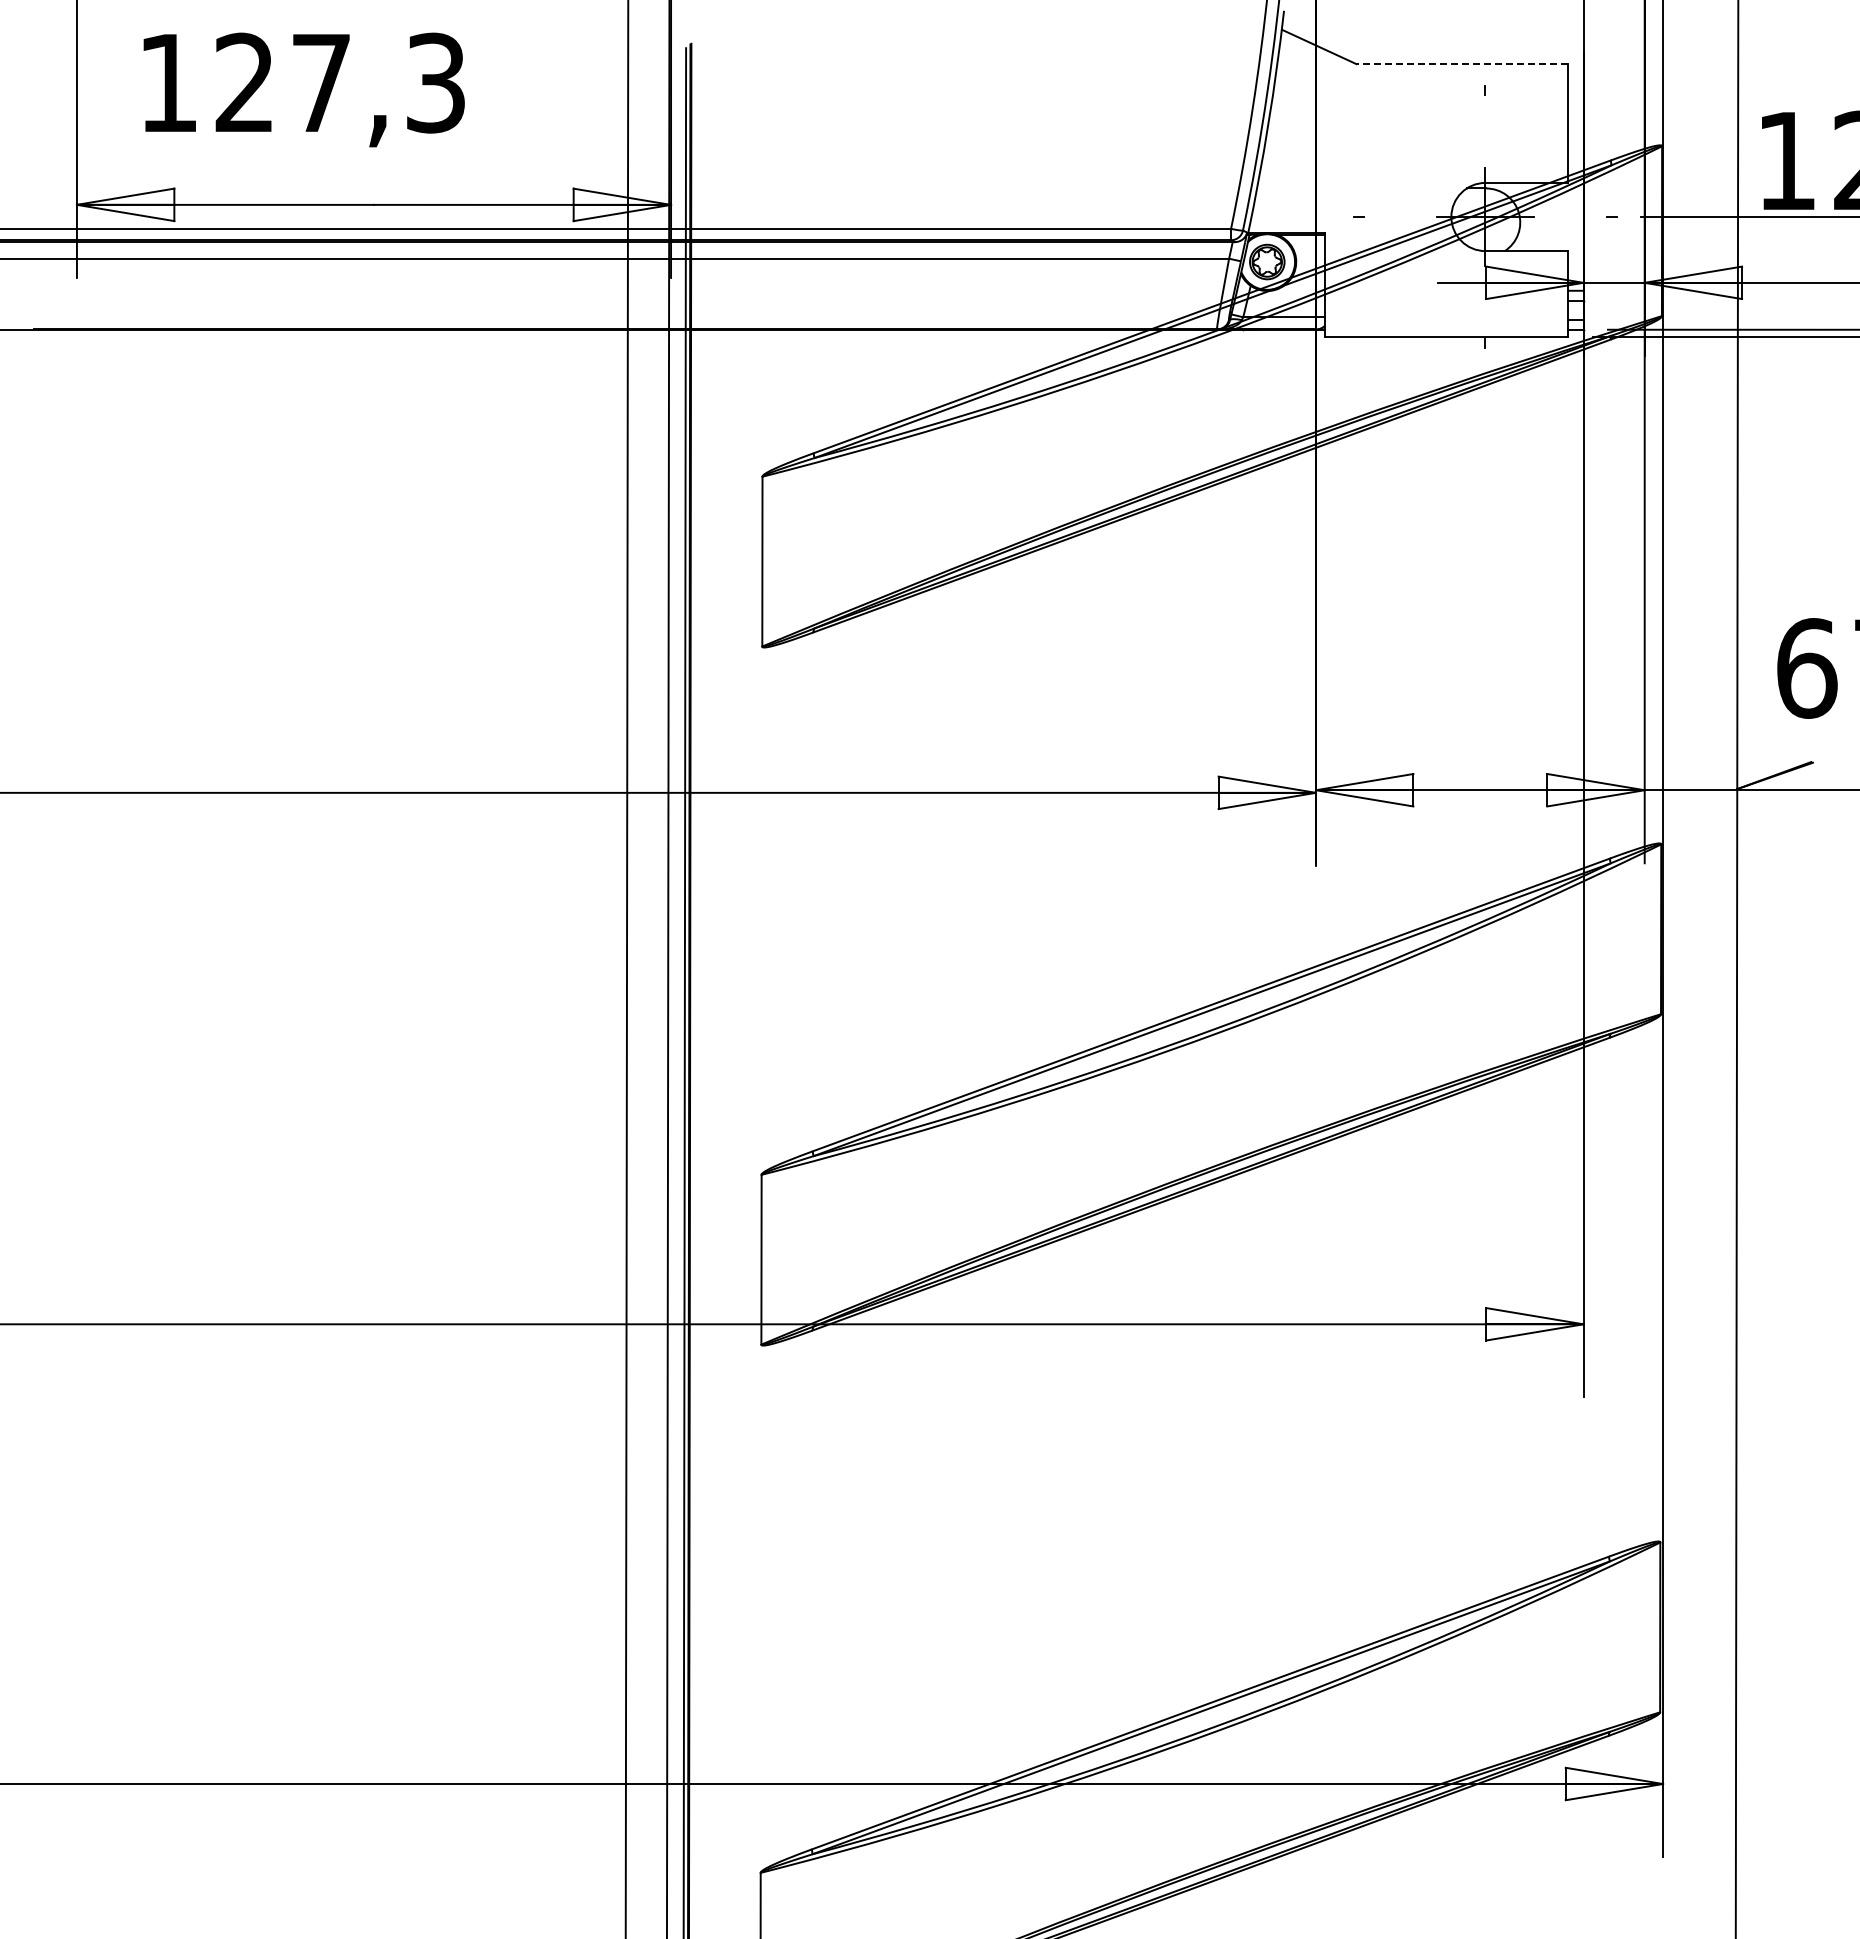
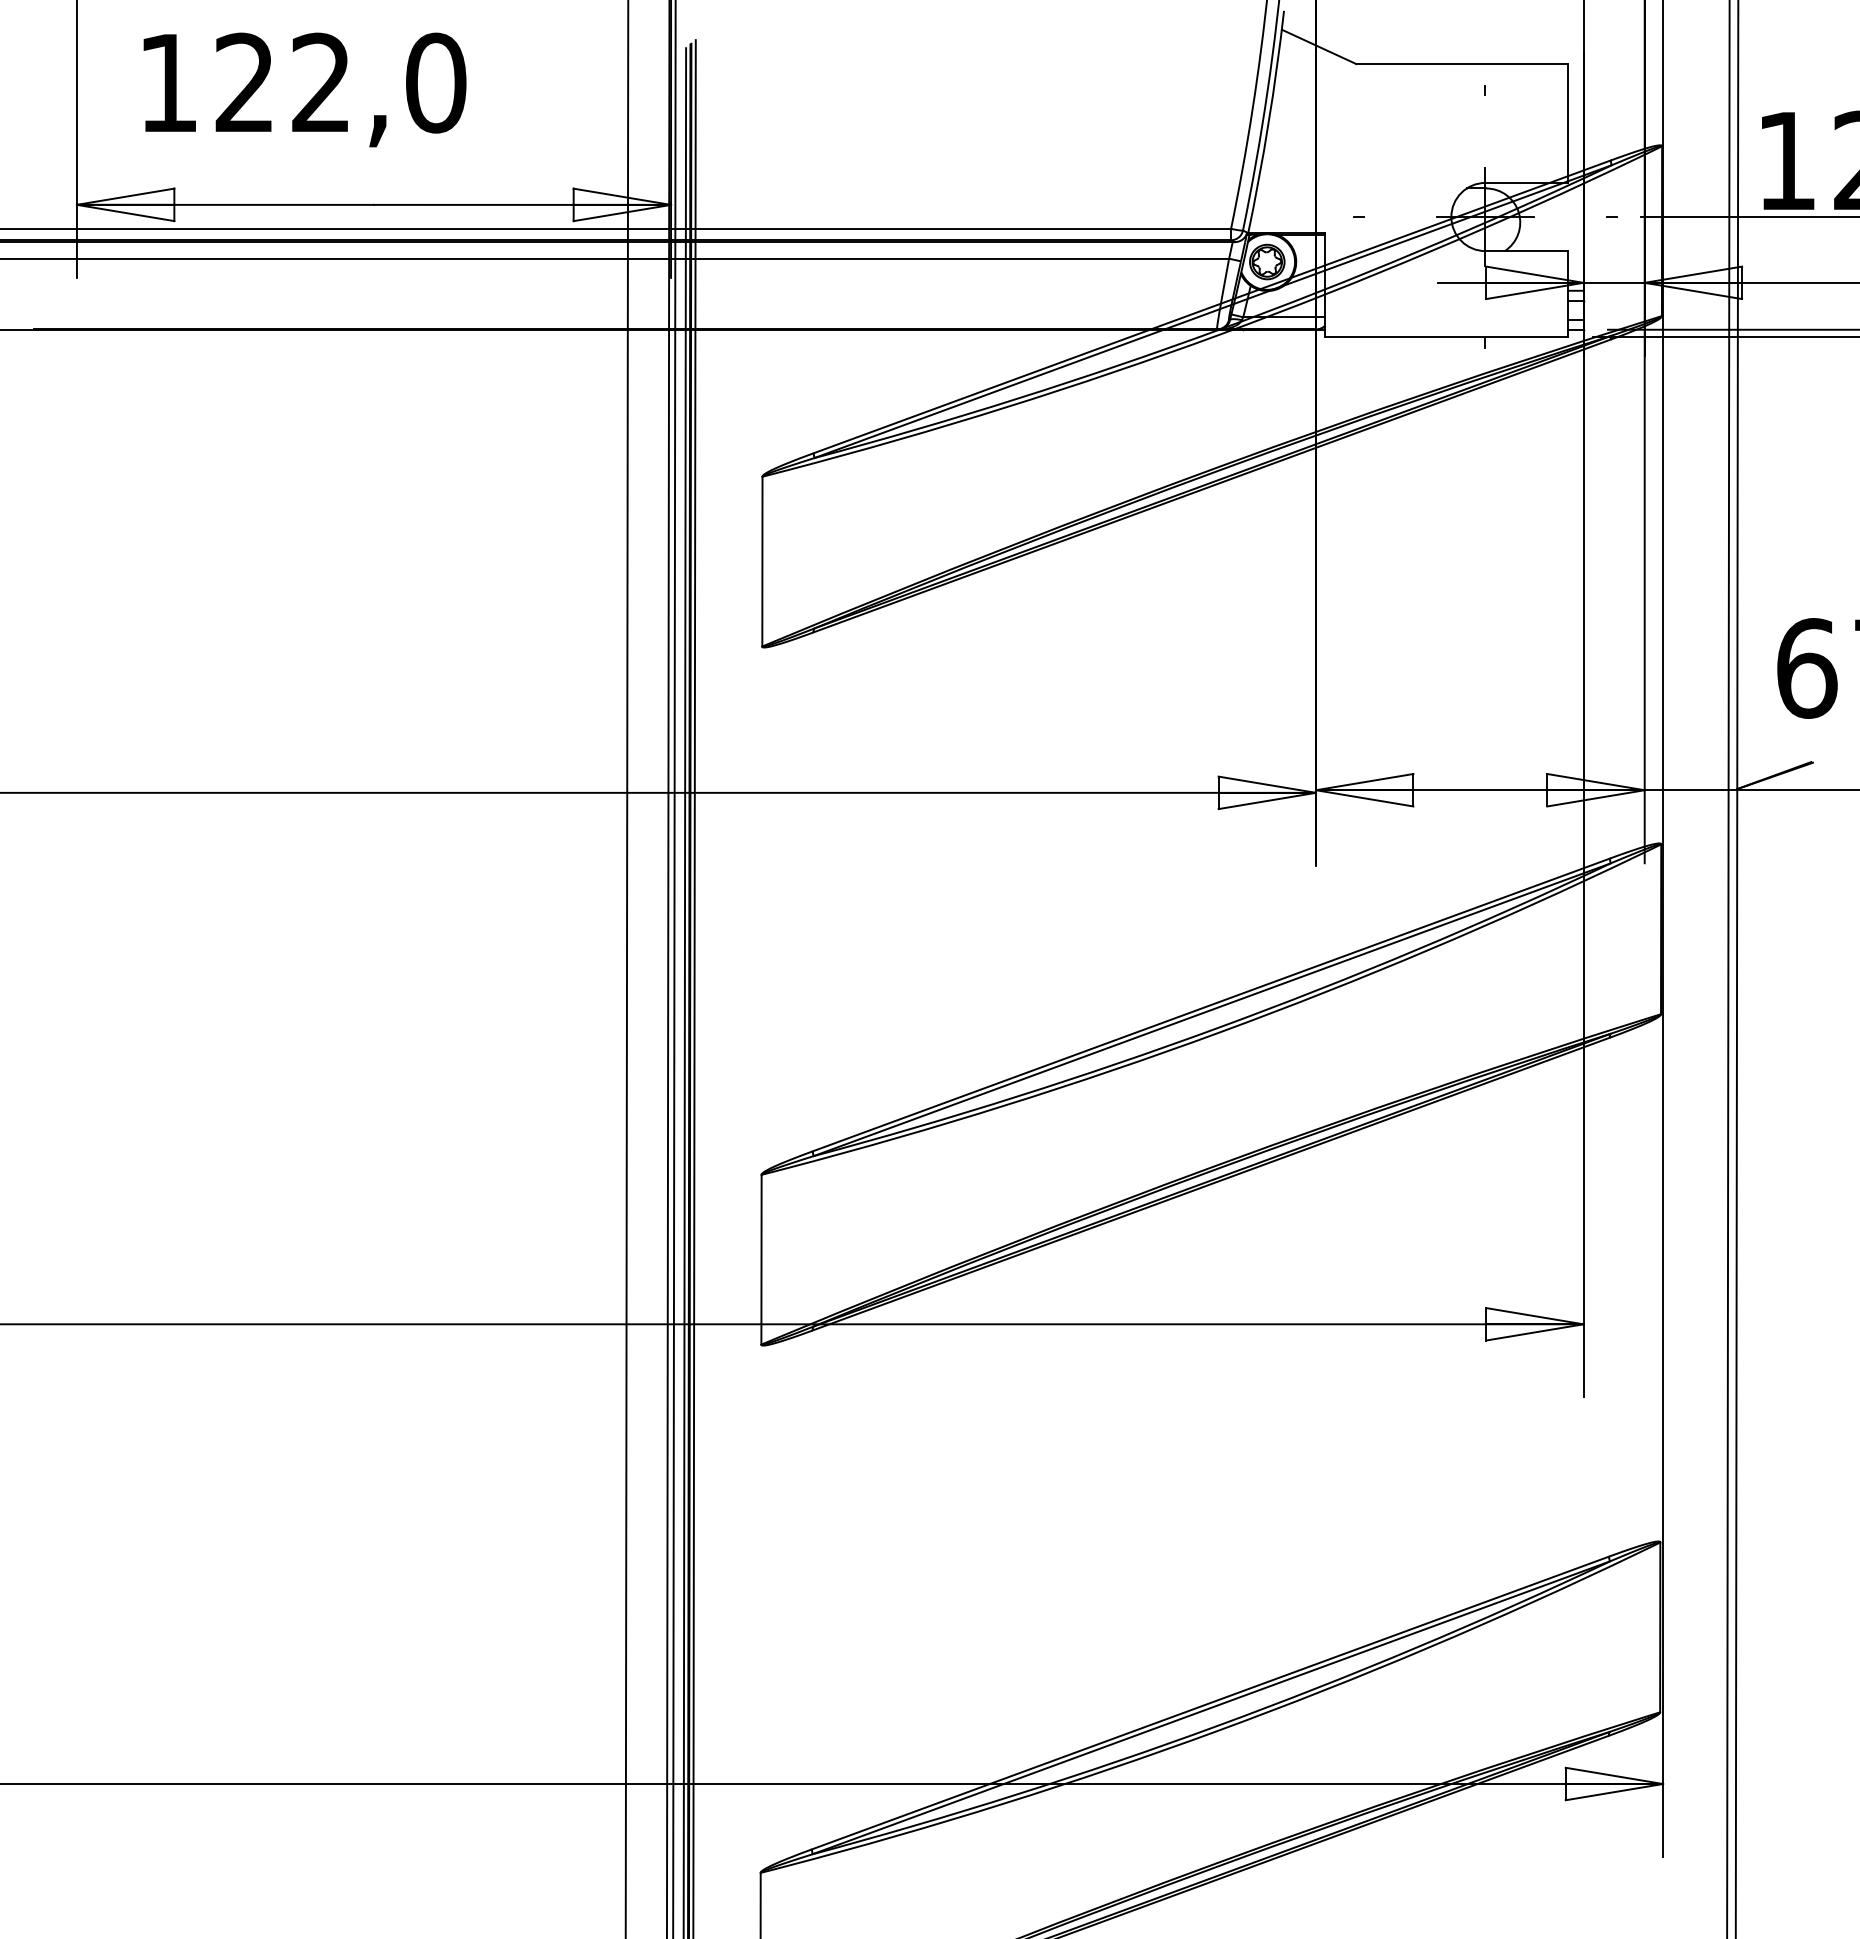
line: dashed -> solid (1462, 64)
text: 127,3 -> 122,0 (379, 82)
line: none -> present (674, 968)
line: none -> present (1728, 968)
line: none -> present (694, 987)
